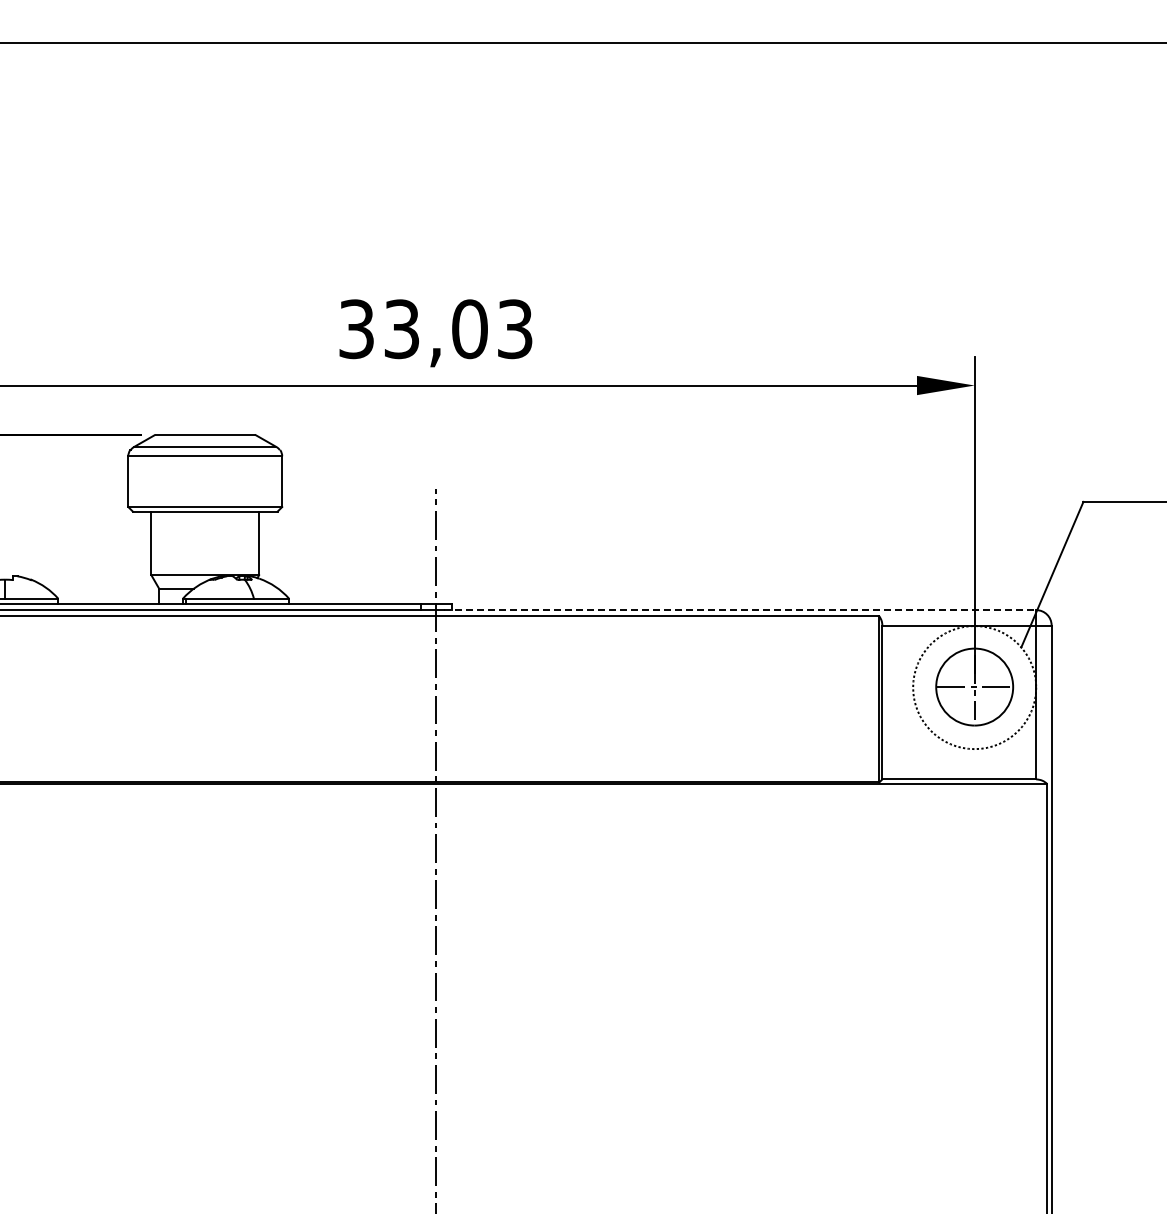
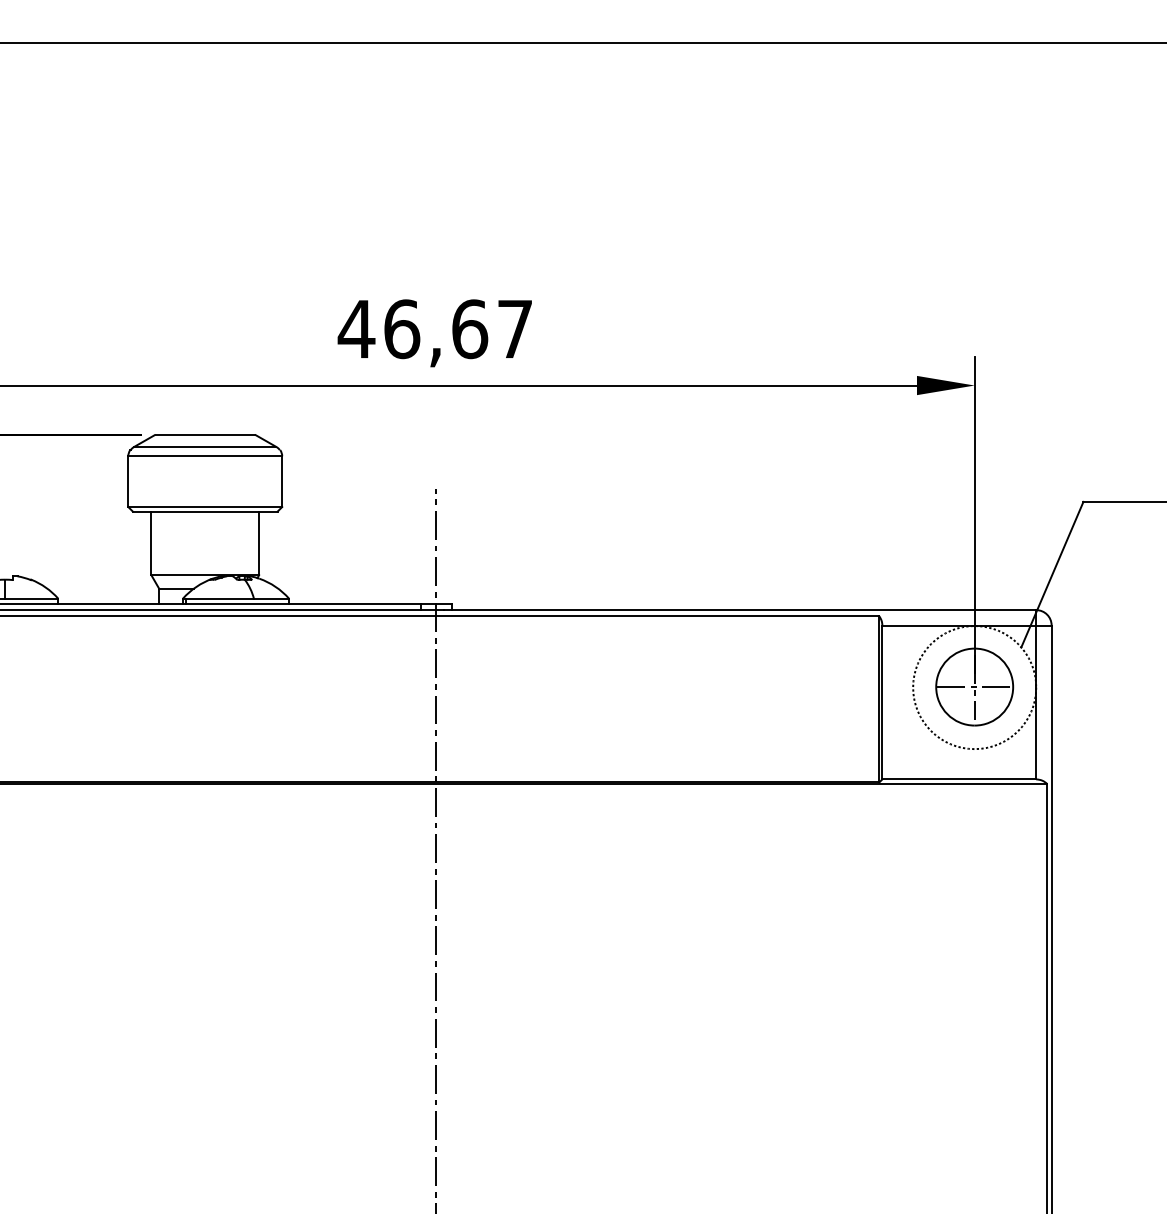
text: 33,03 -> 46,67 (434, 329)
line: dashed -> solid (740, 610)
